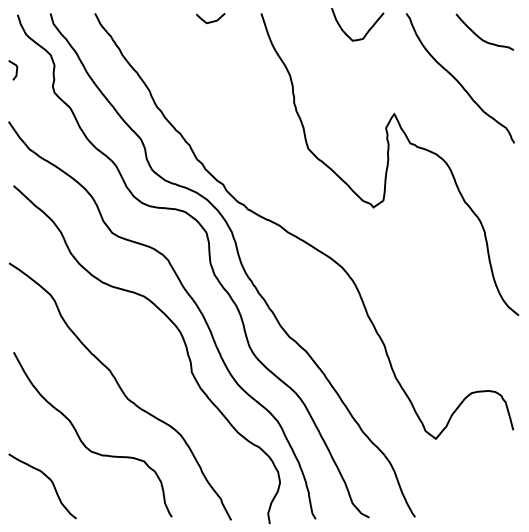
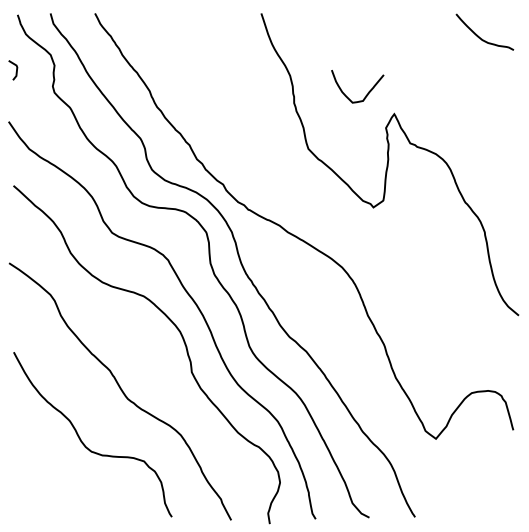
curve: present -> none (212, 20)
curve position: (366, 32) -> (366, 94) (366, 94)
curve: present -> none (458, 80)
curve: present -> none (48, 479)
